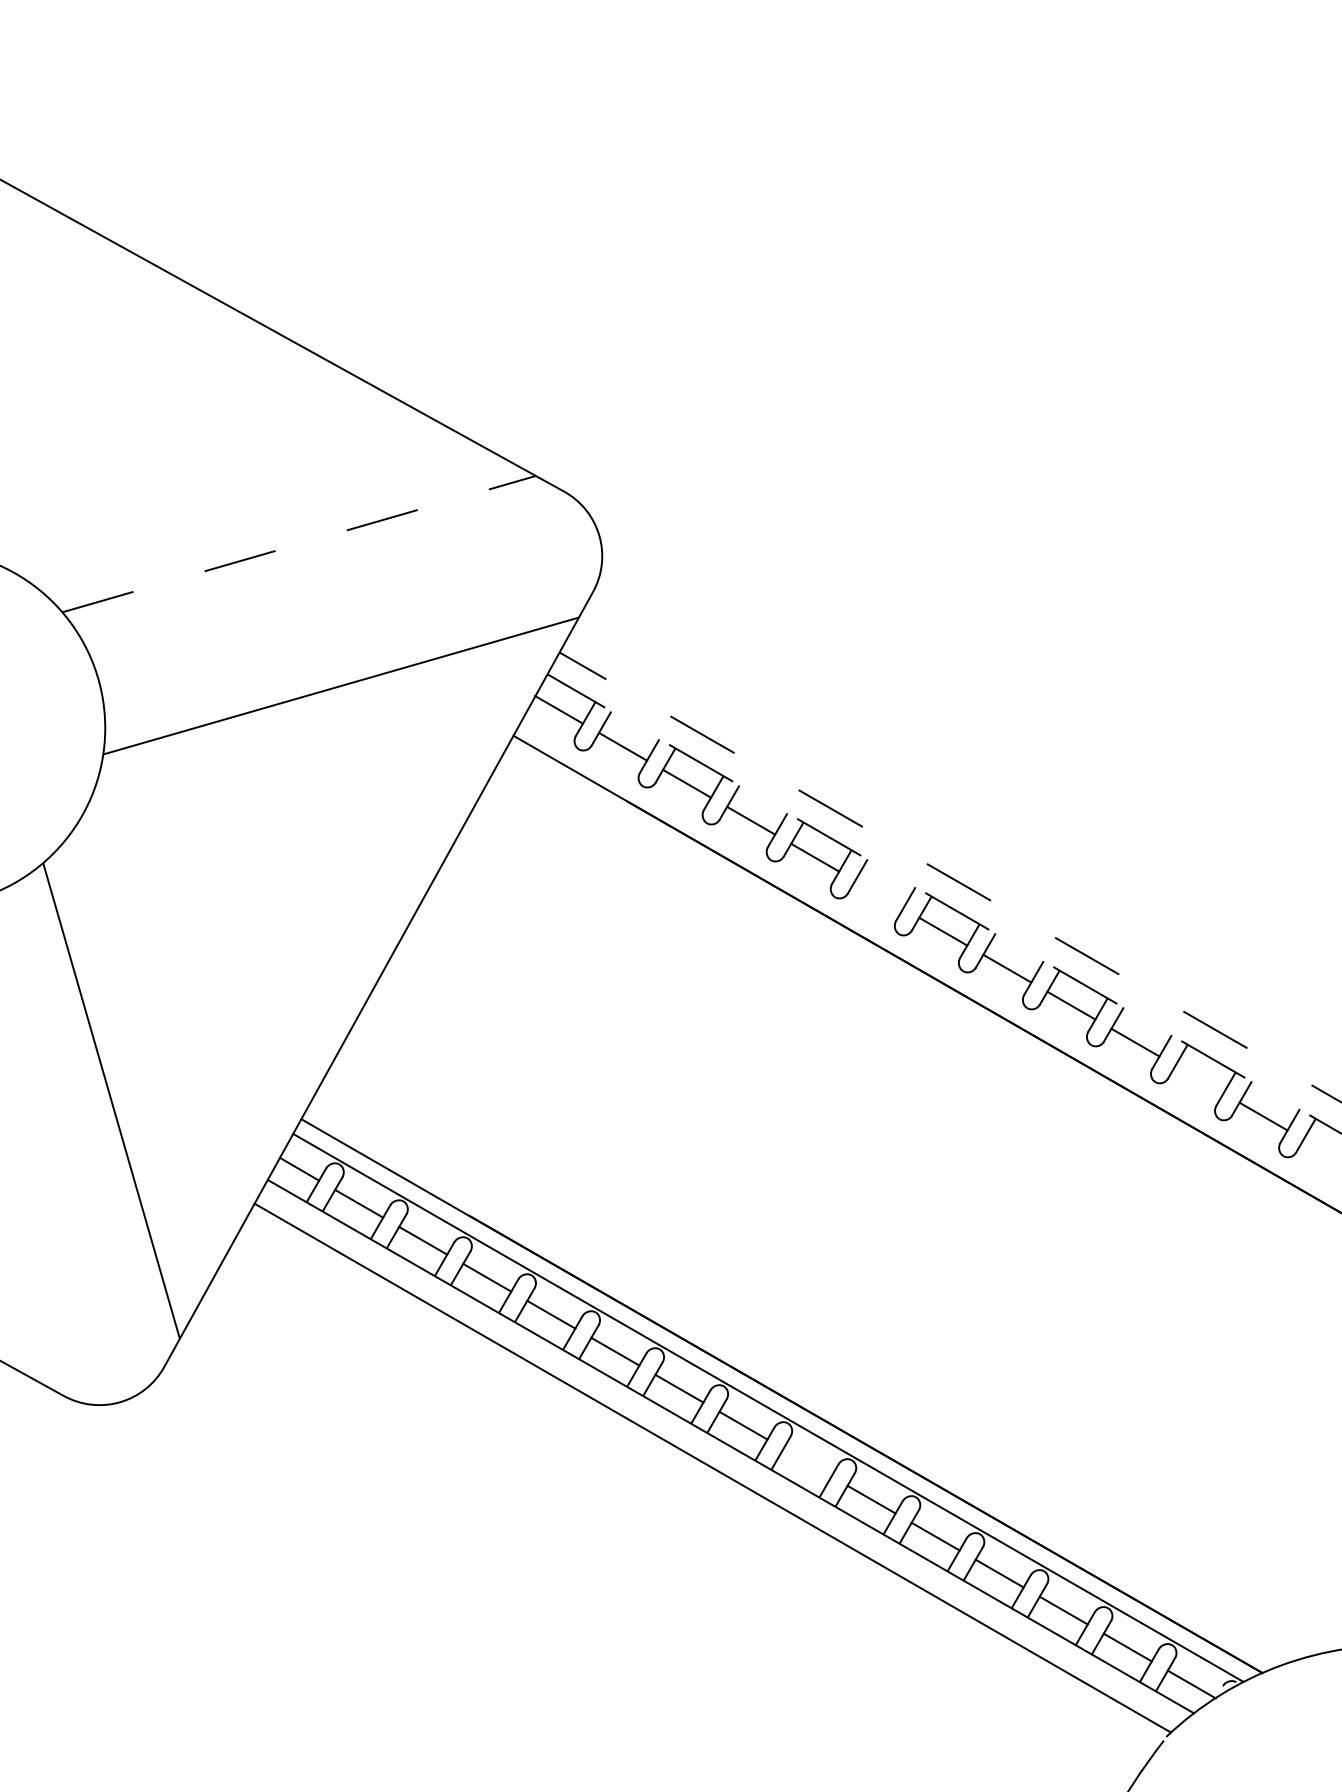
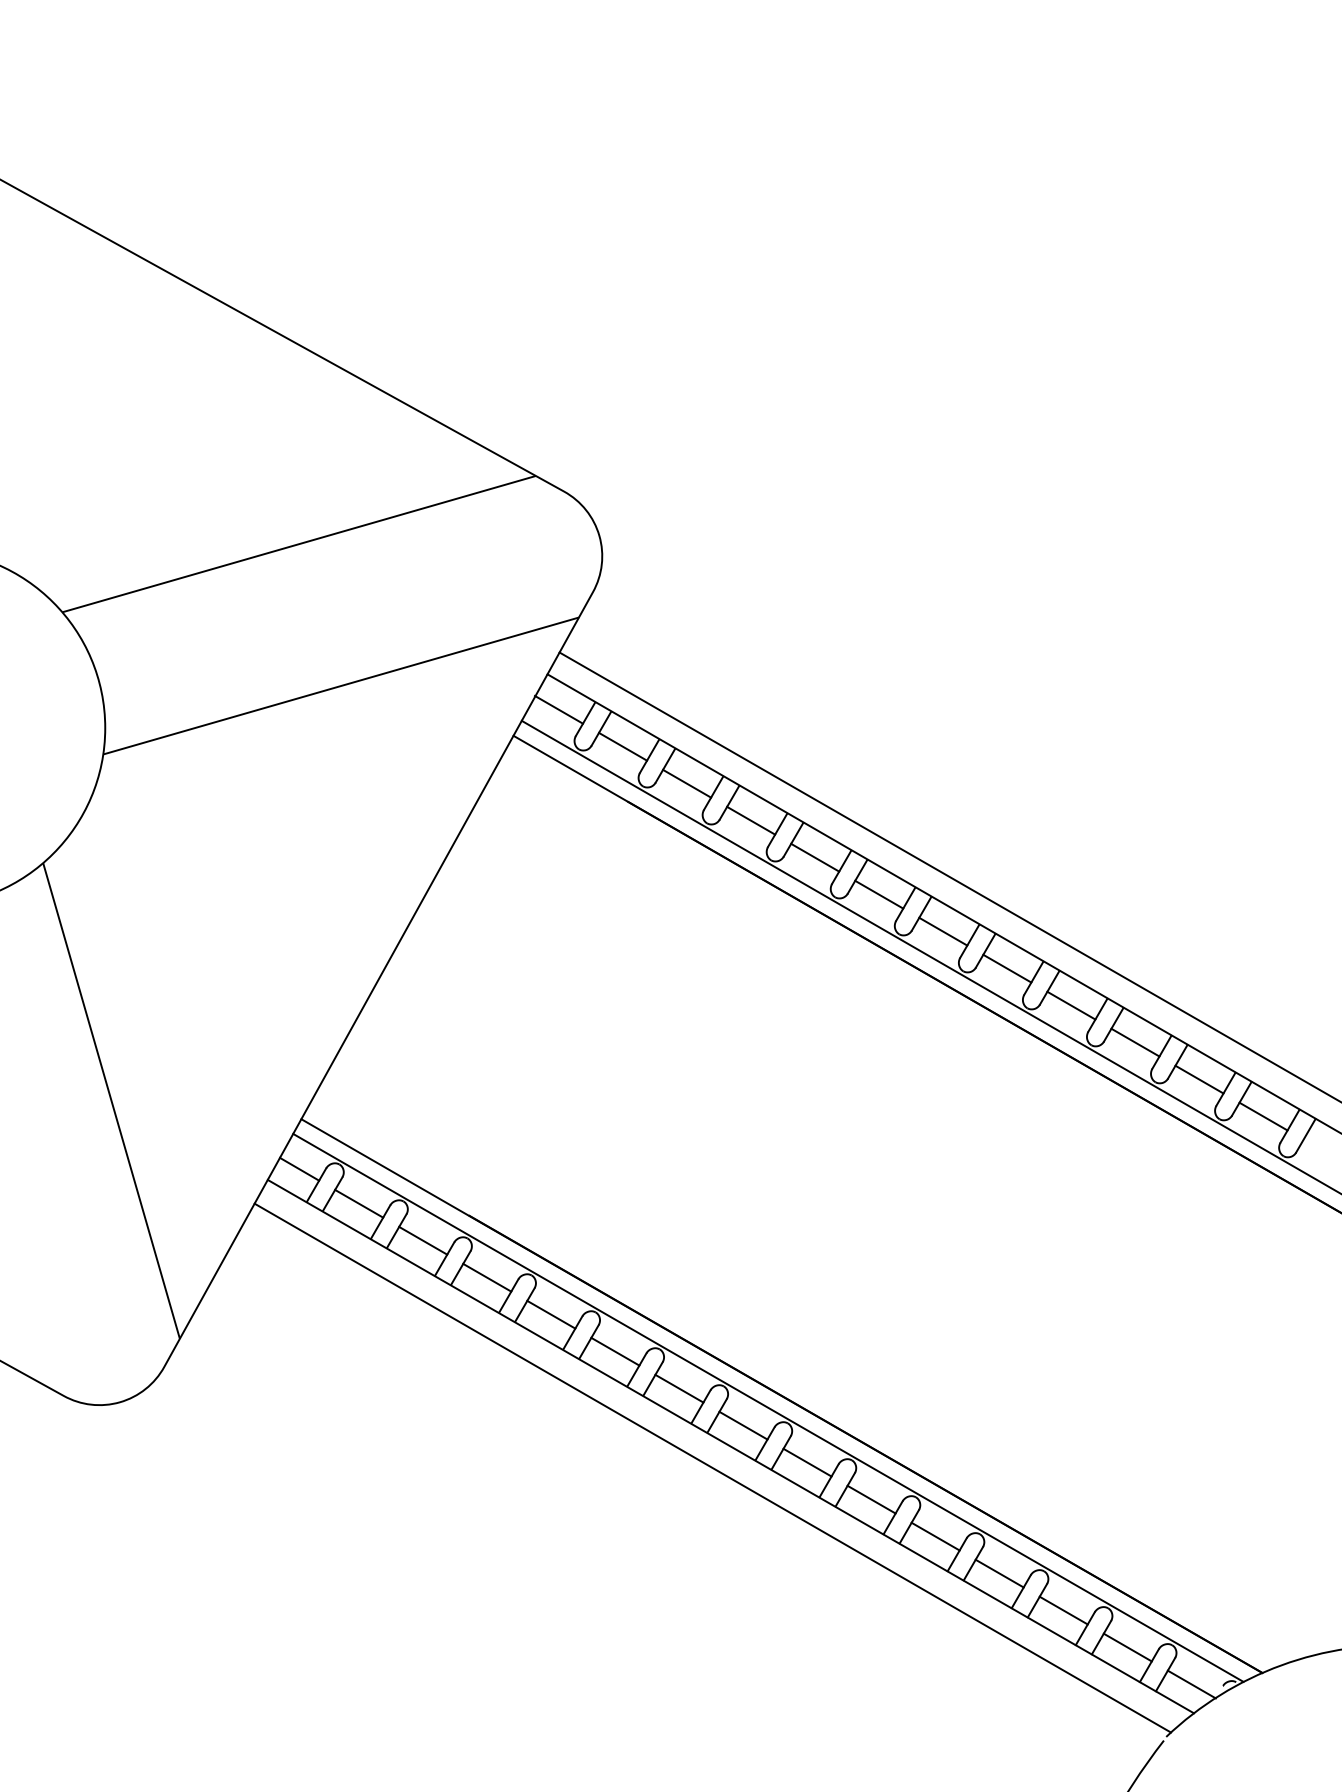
line: dashed -> solid (299, 544)
line: dashed -> solid (950, 877)
line: none -> present (879, 894)
line: dashed -> solid (943, 903)
line: none -> present (929, 956)
line: none -> present (1199, 1079)
line: none -> present (807, 1462)
